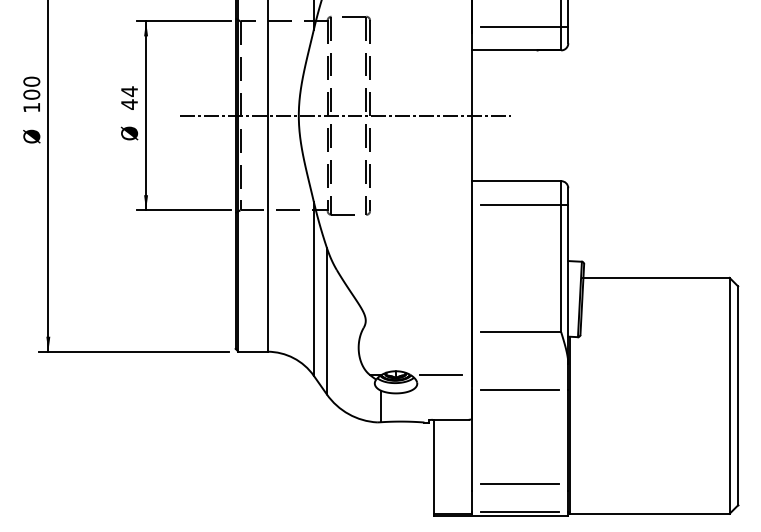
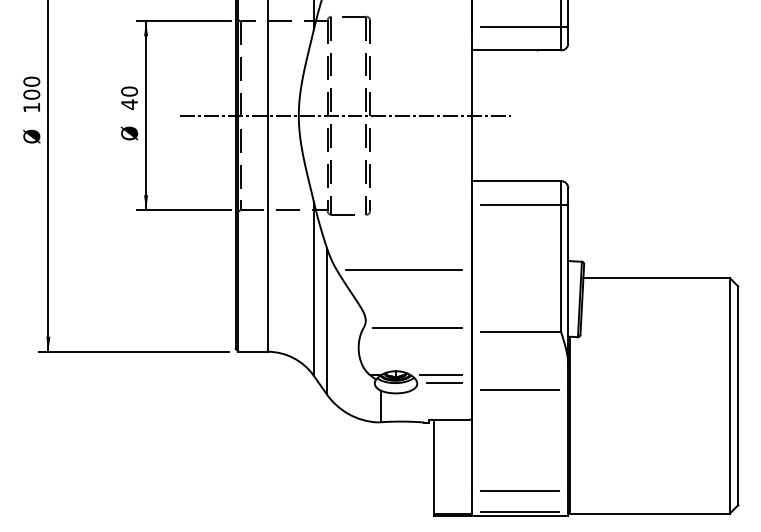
text: 44 -> 40 (129, 91)
line: none -> present (404, 270)
line: none -> present (417, 327)
line: none -> present (444, 382)
line position: (519, 483) -> (519, 490) (519, 490)
